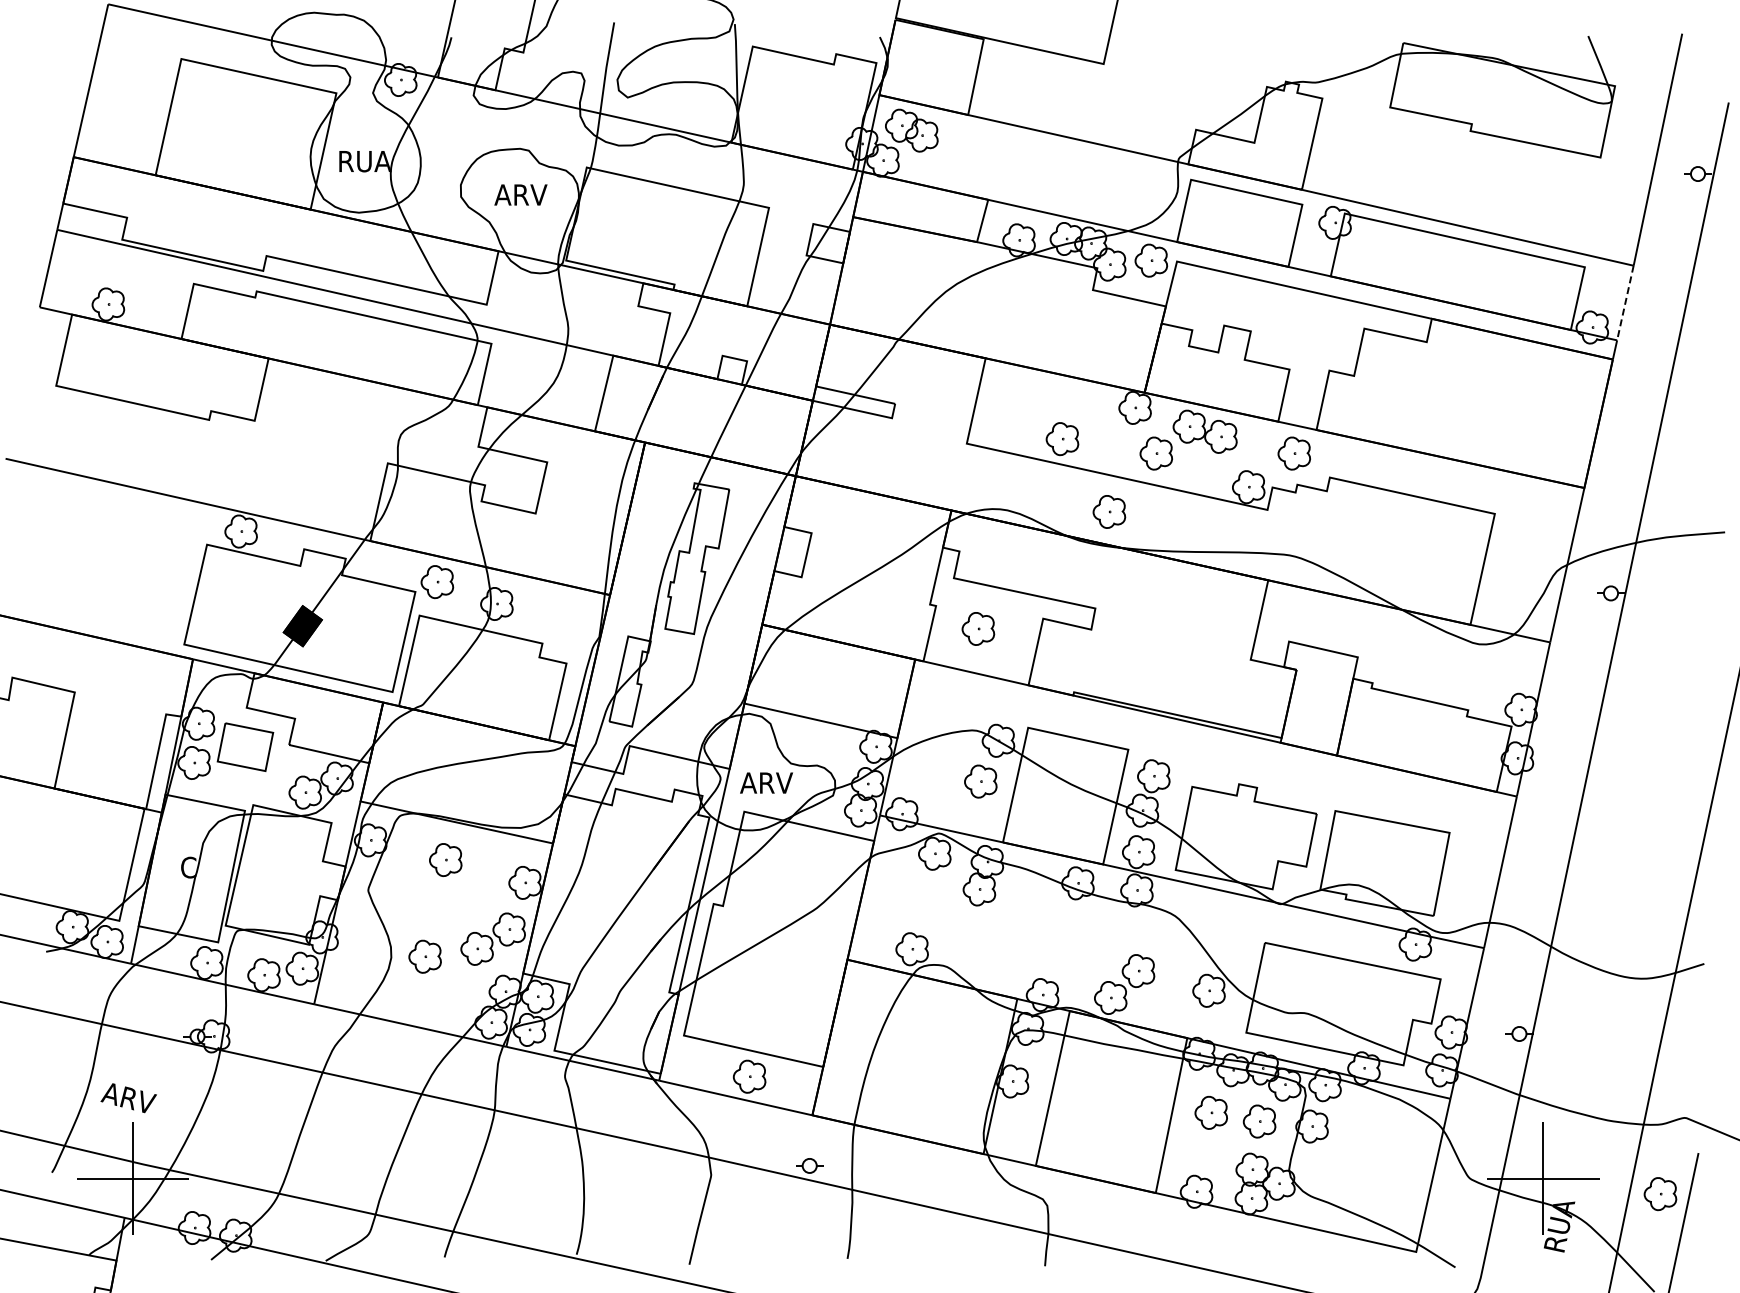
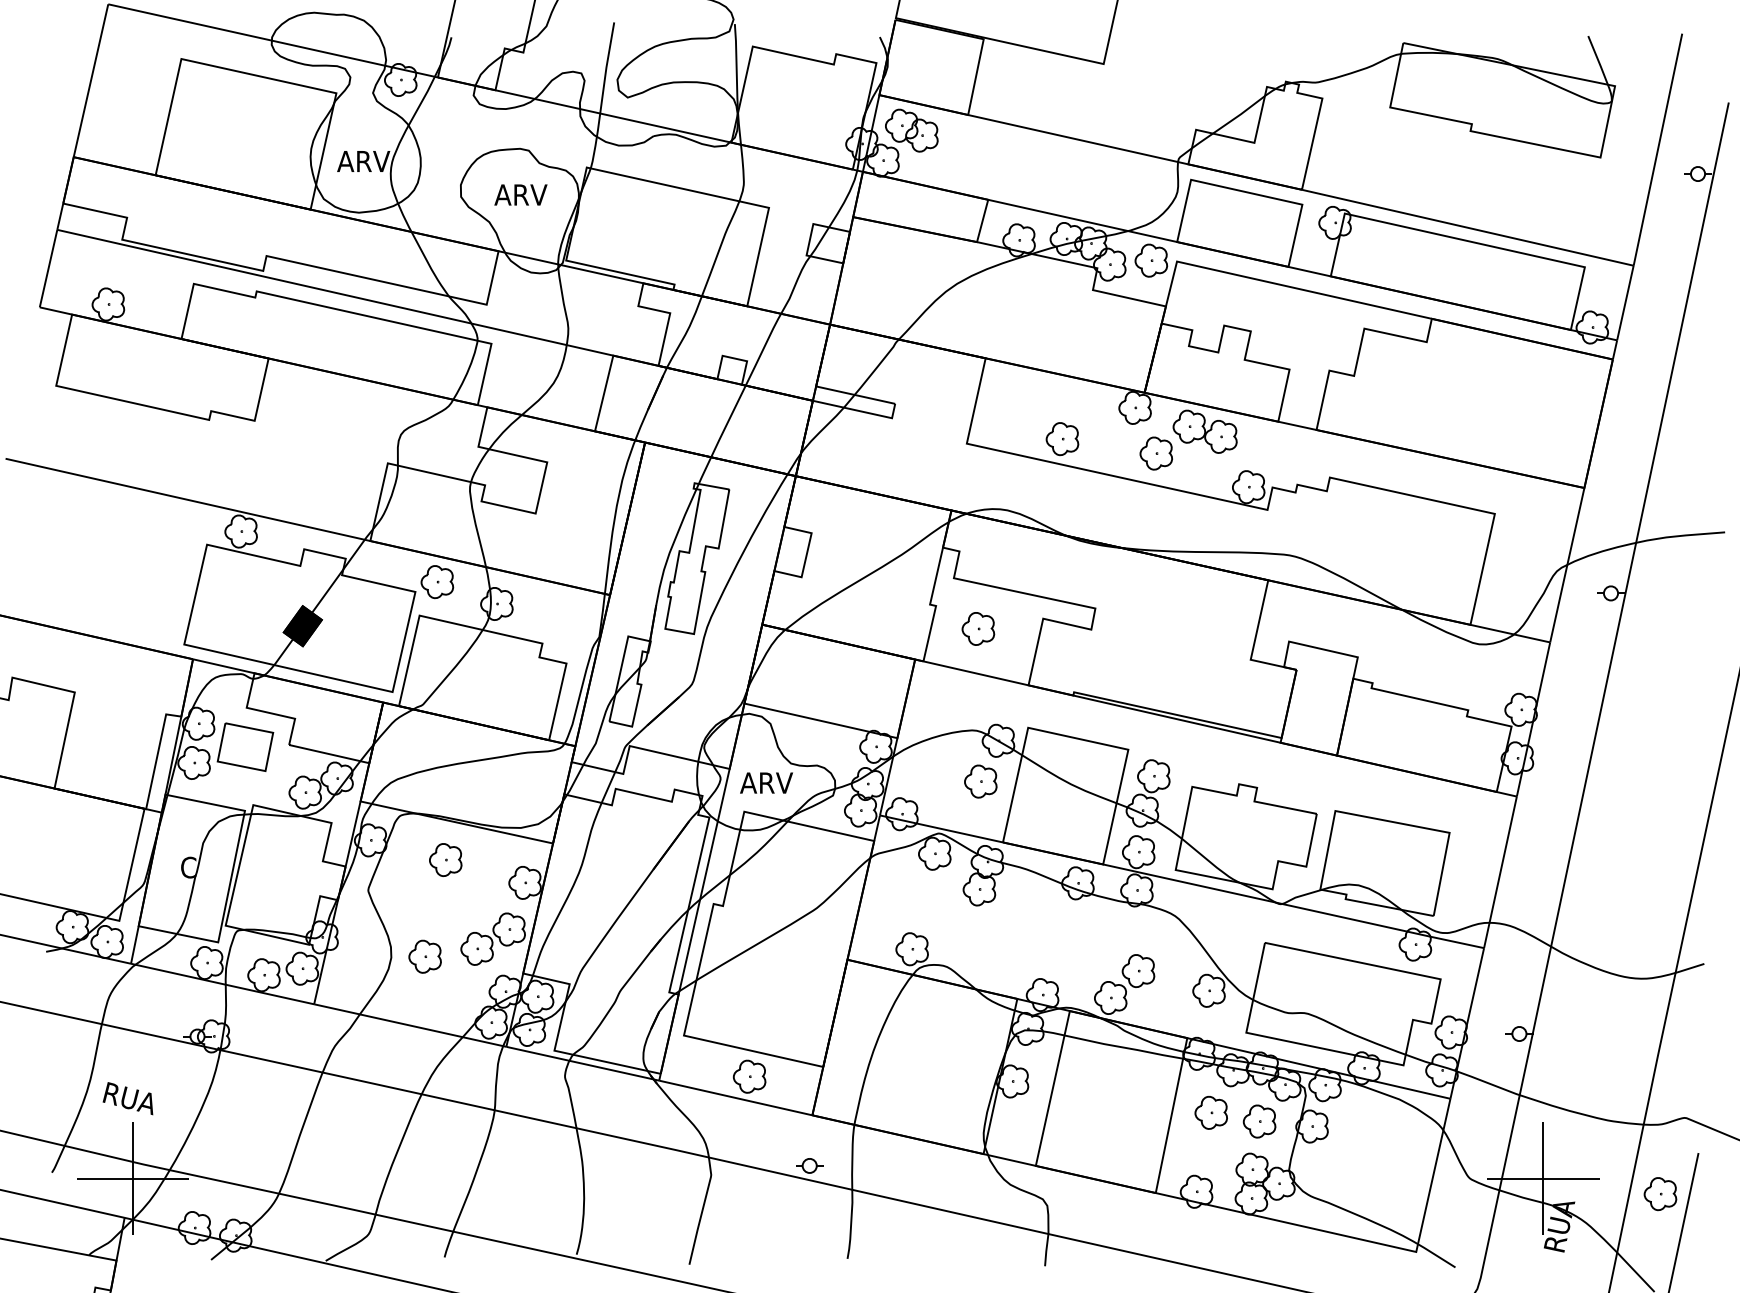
text: RUA -> ARV (363, 161)
line: dashed -> solid (1625, 303)
part: present -> none (1293, 453)
part: present -> none (1109, 511)
text: ARV -> RUA (128, 1098)
